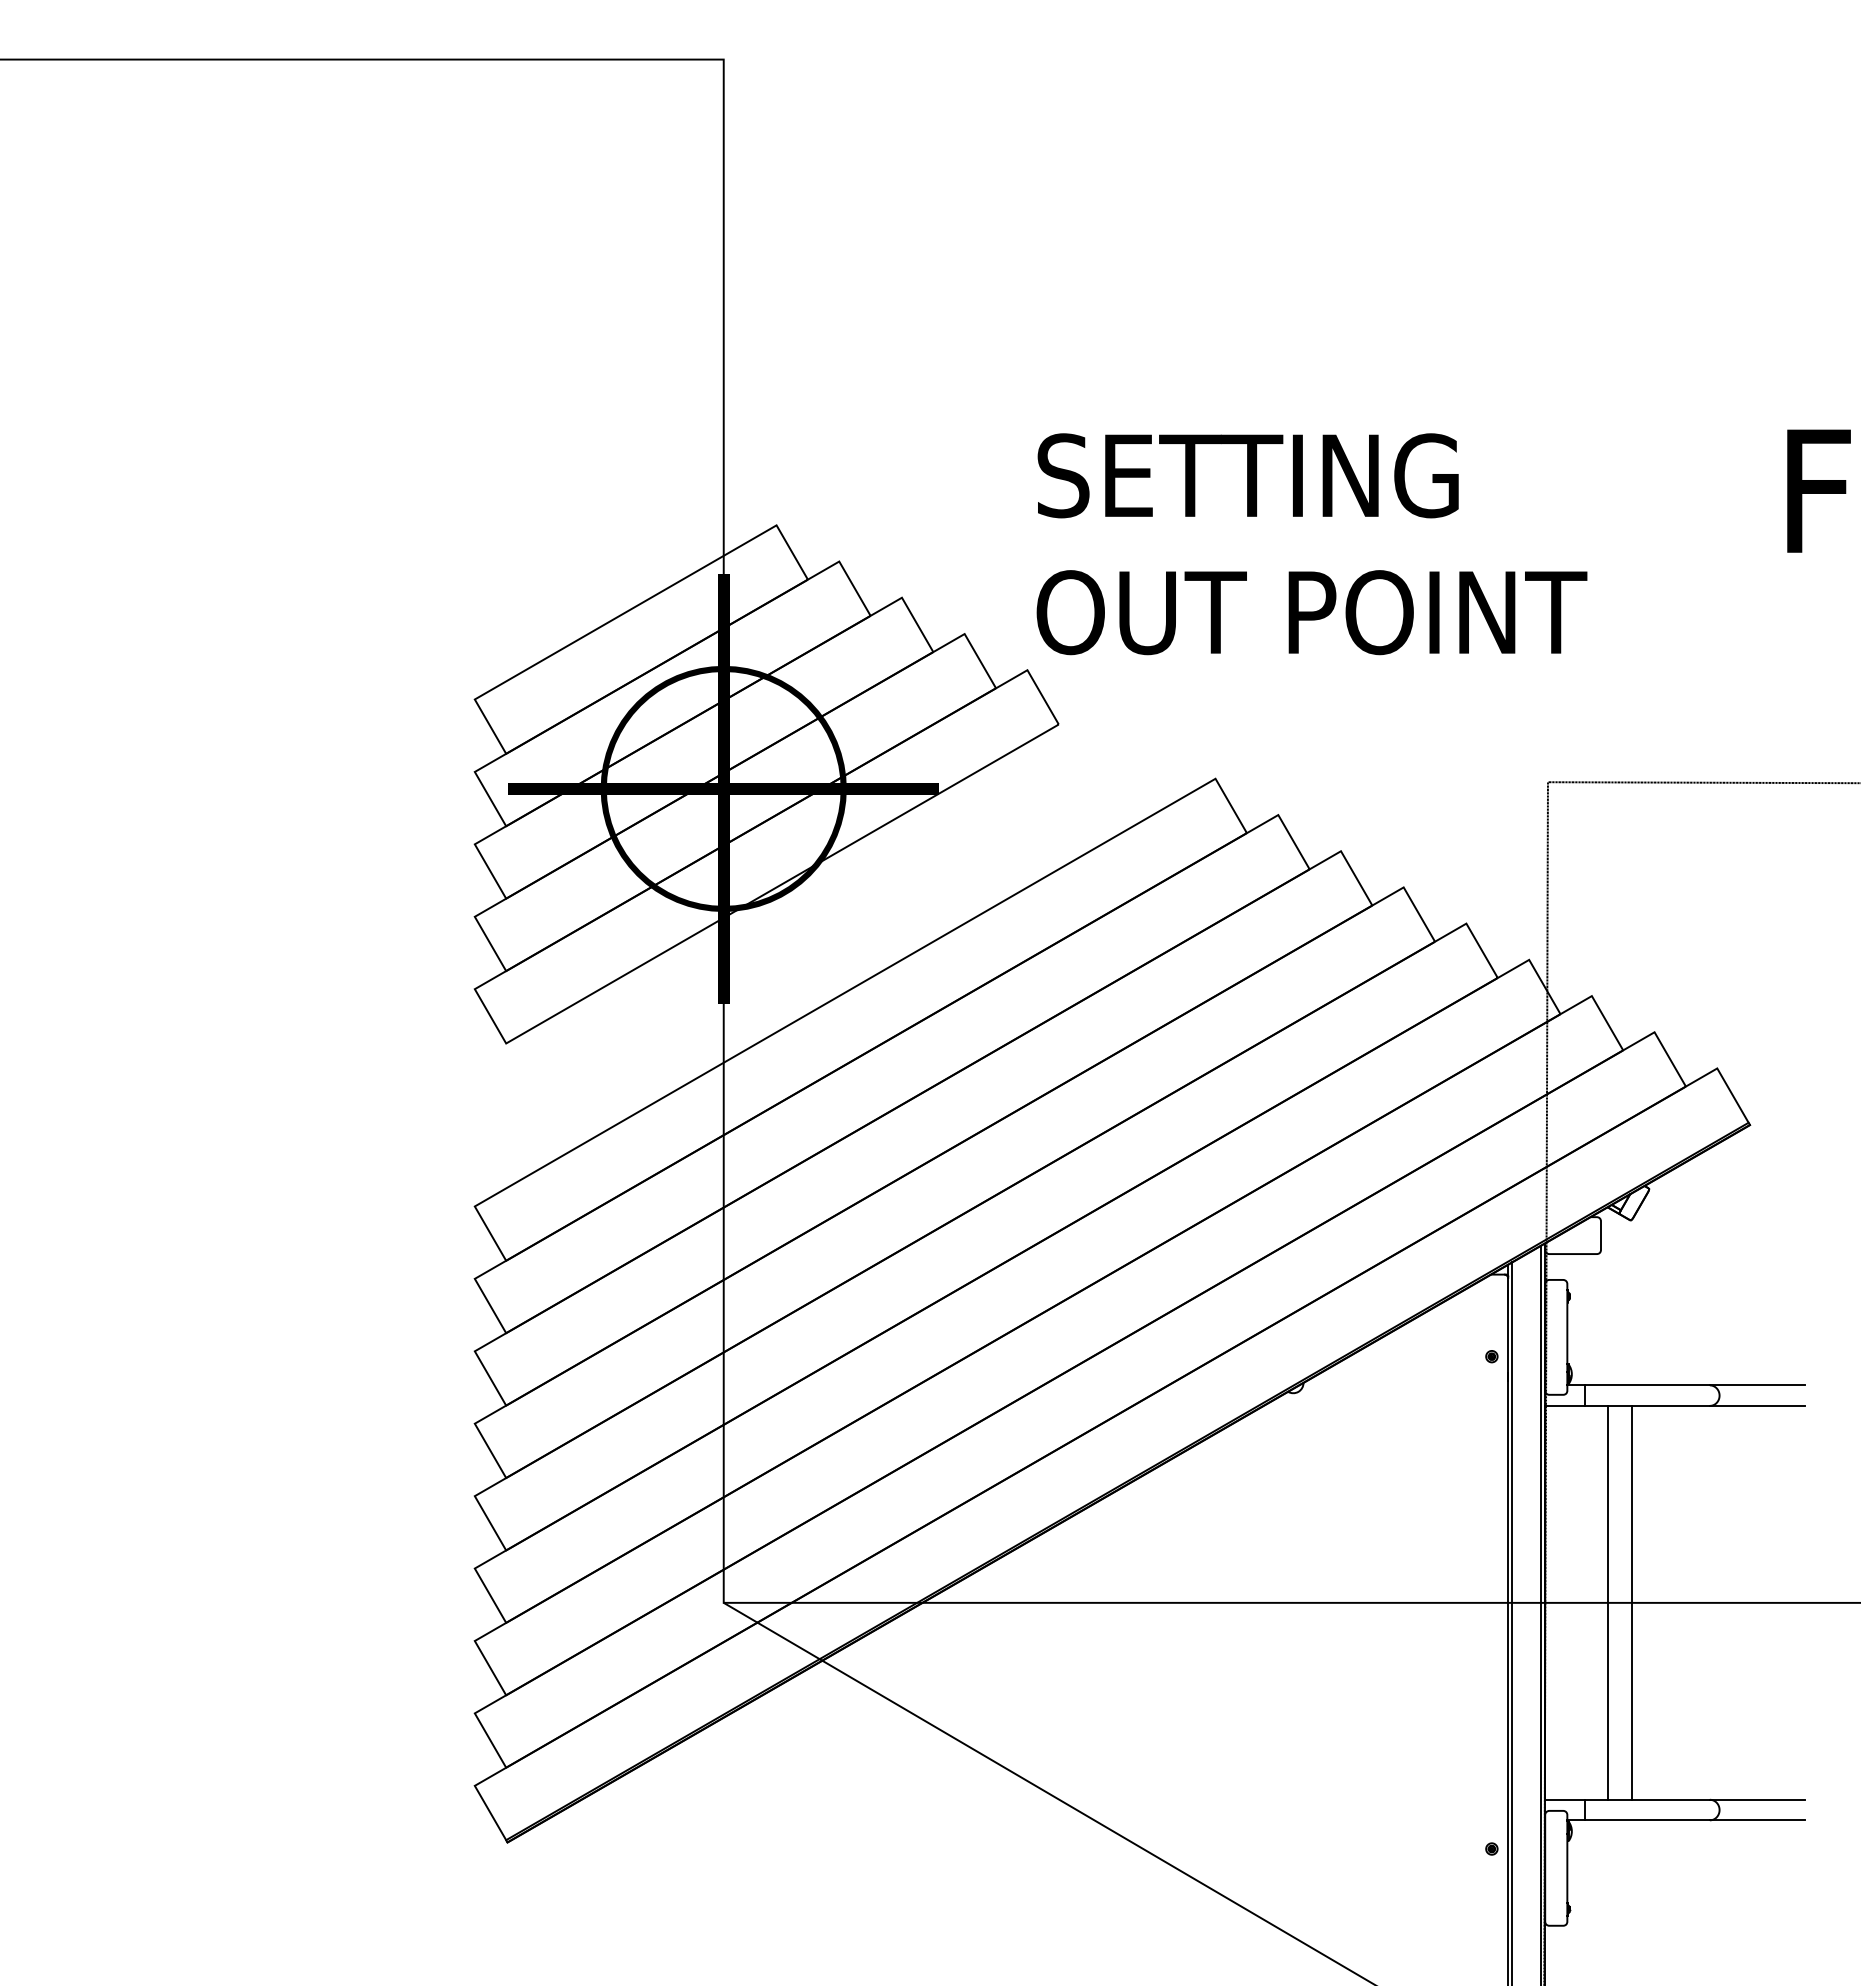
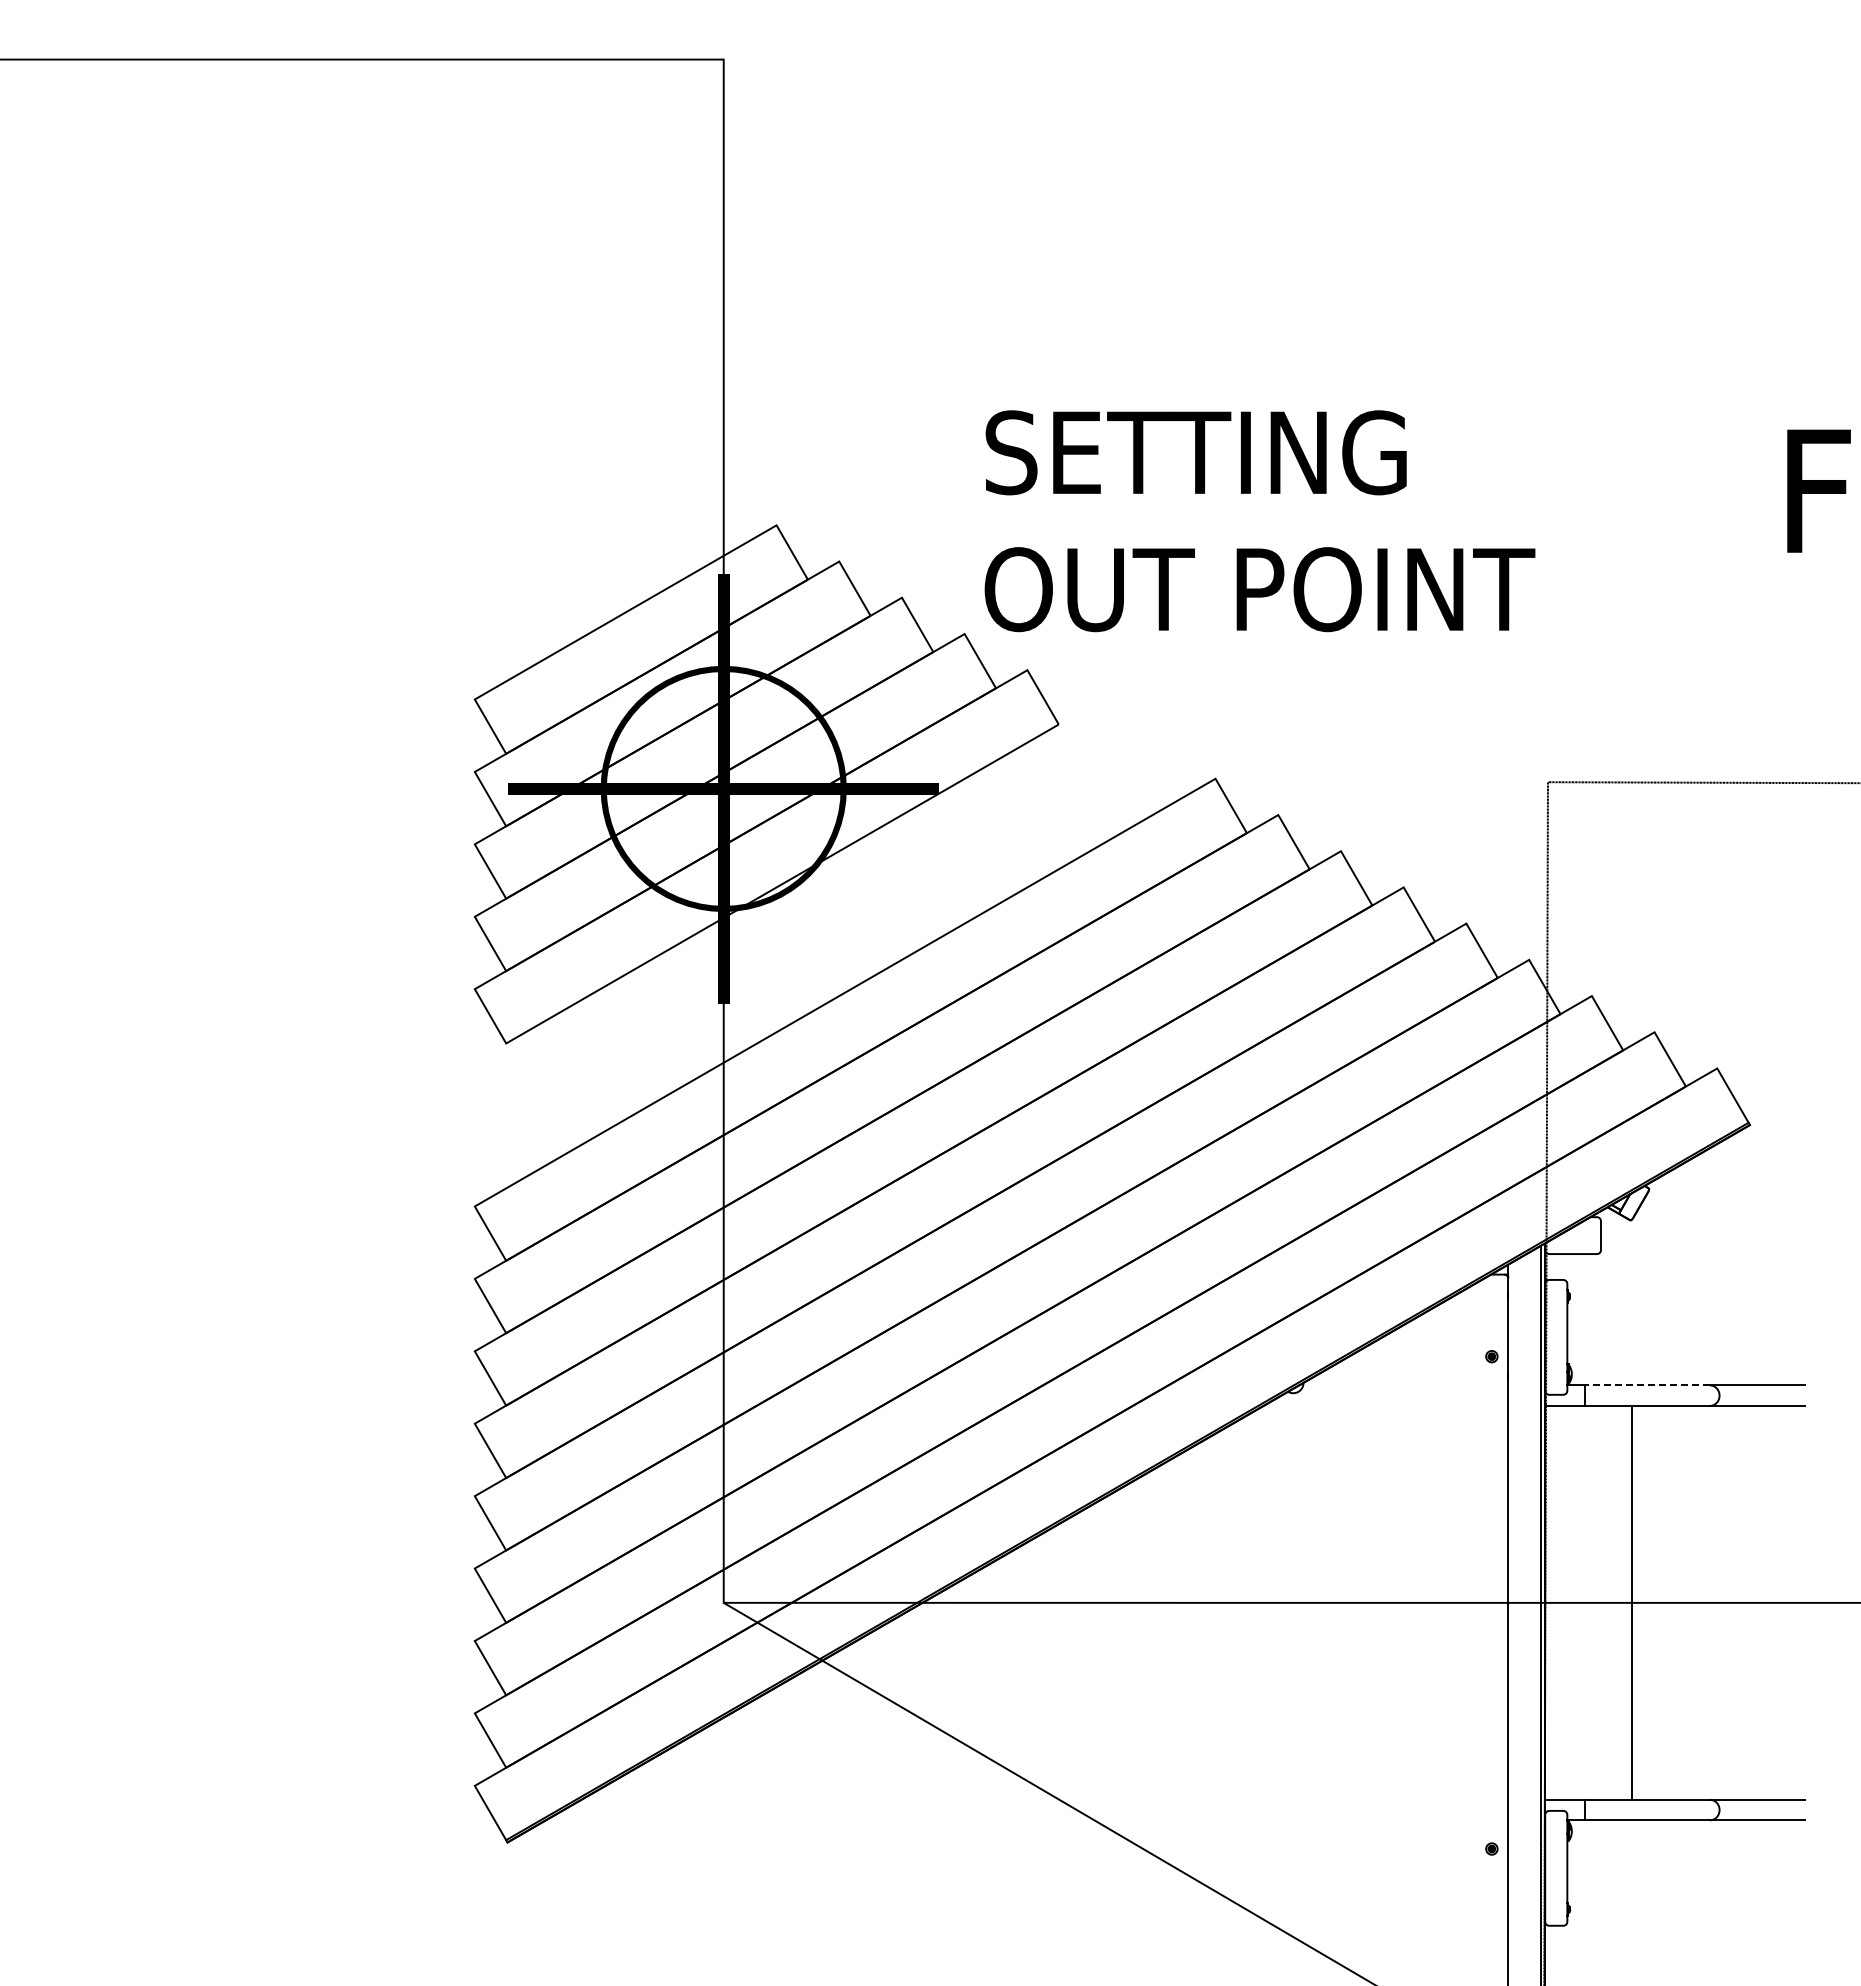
text position: (1311, 544) -> (1259, 521) (1259, 521)
line: solid -> dashed (1647, 1385)
line: present -> none (1608, 1602)
line: present -> none (1512, 1622)
